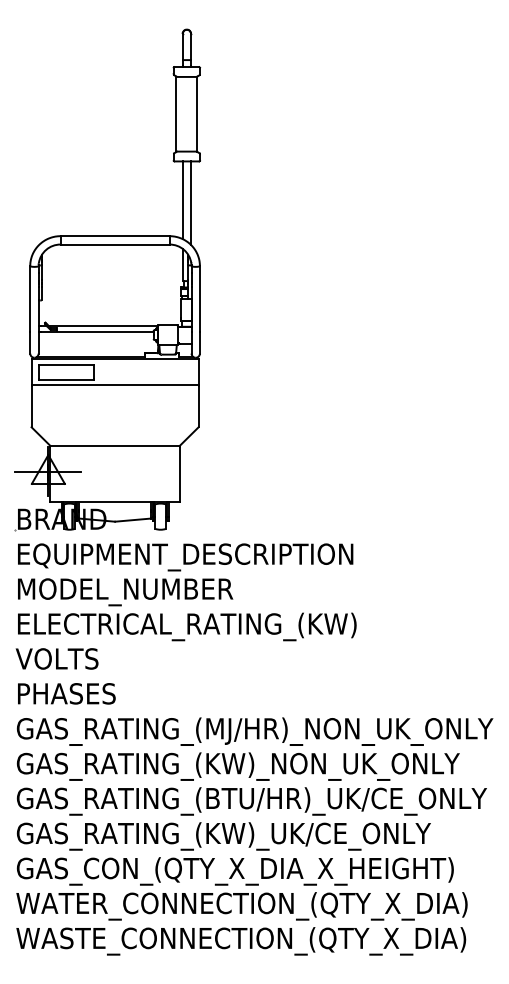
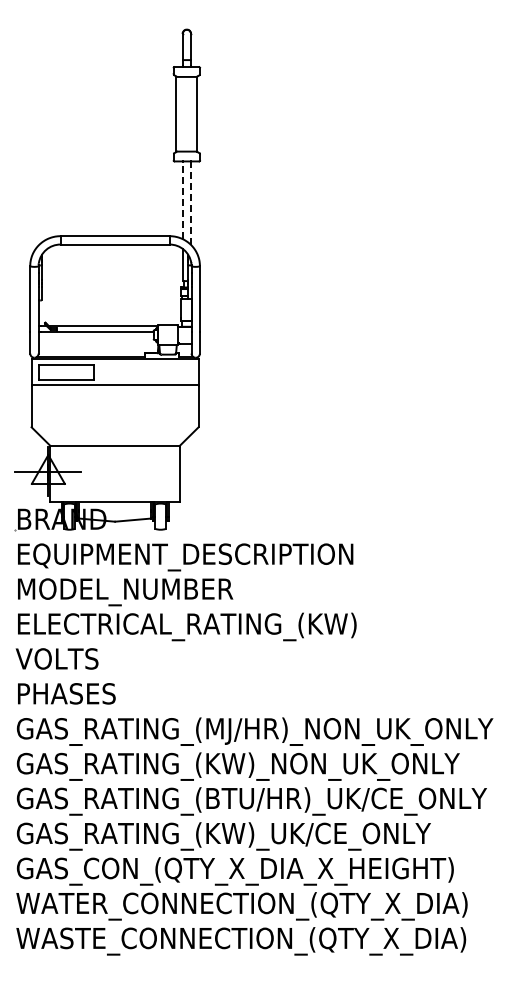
line: solid -> dashed (182, 199)
line: solid -> dashed (191, 203)
